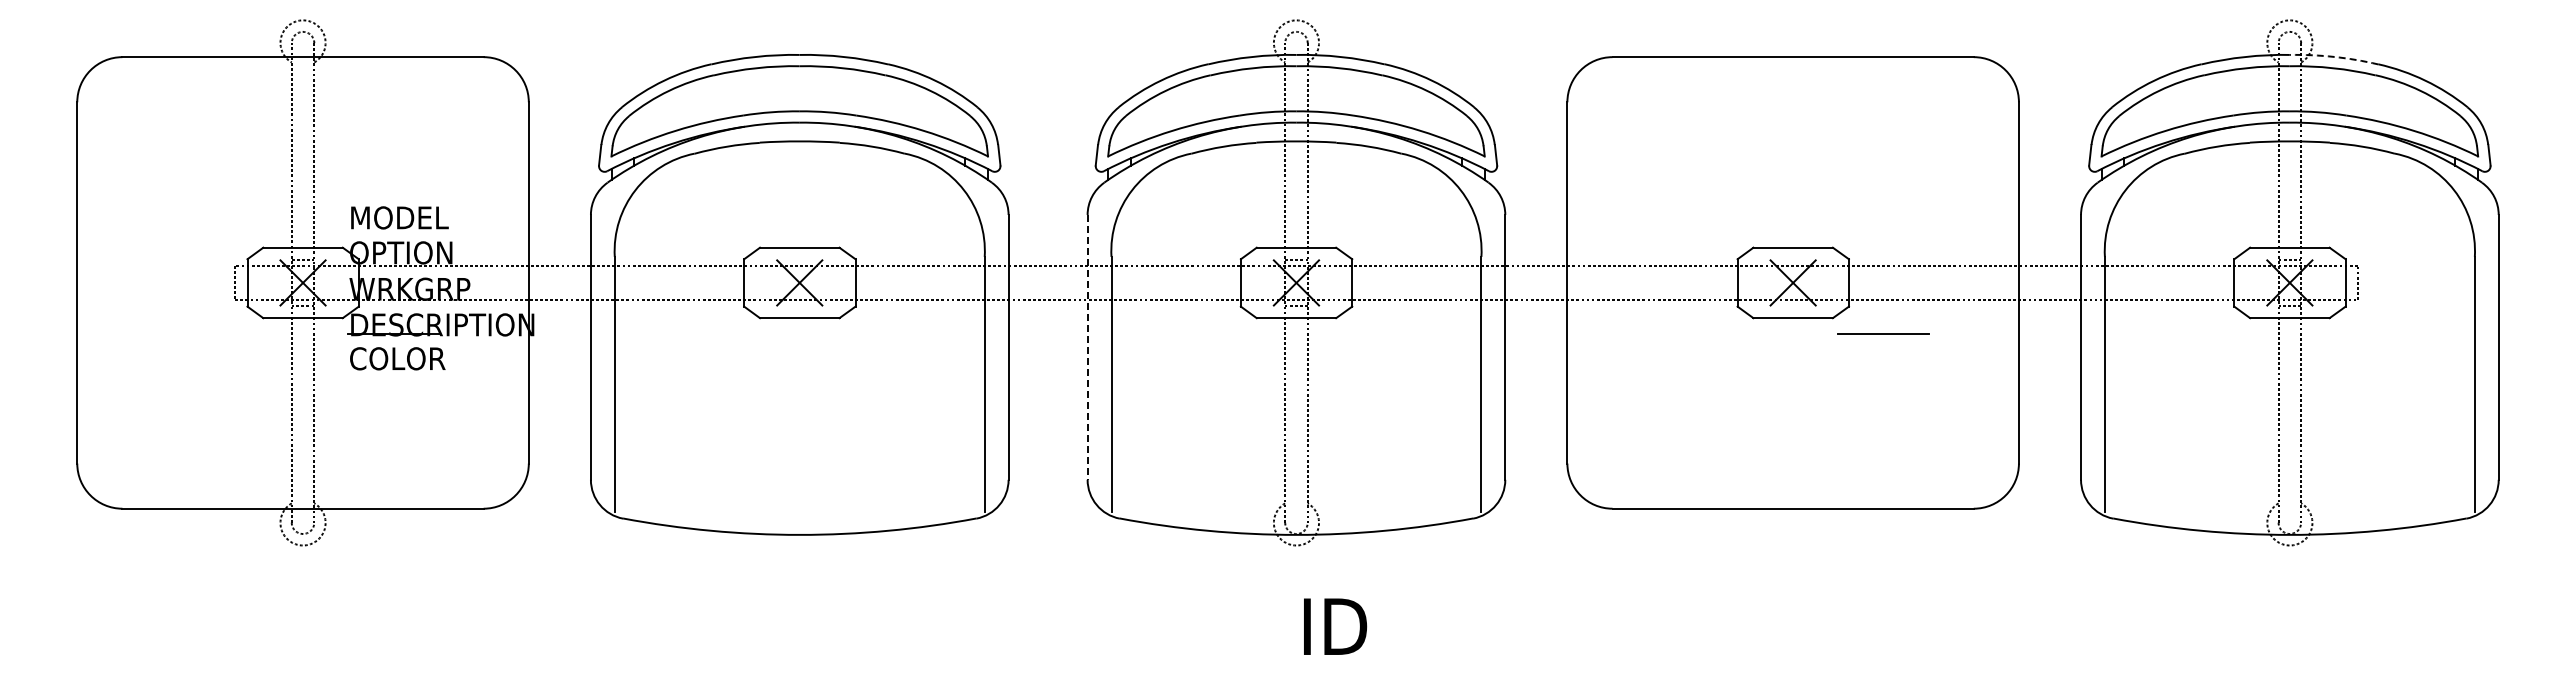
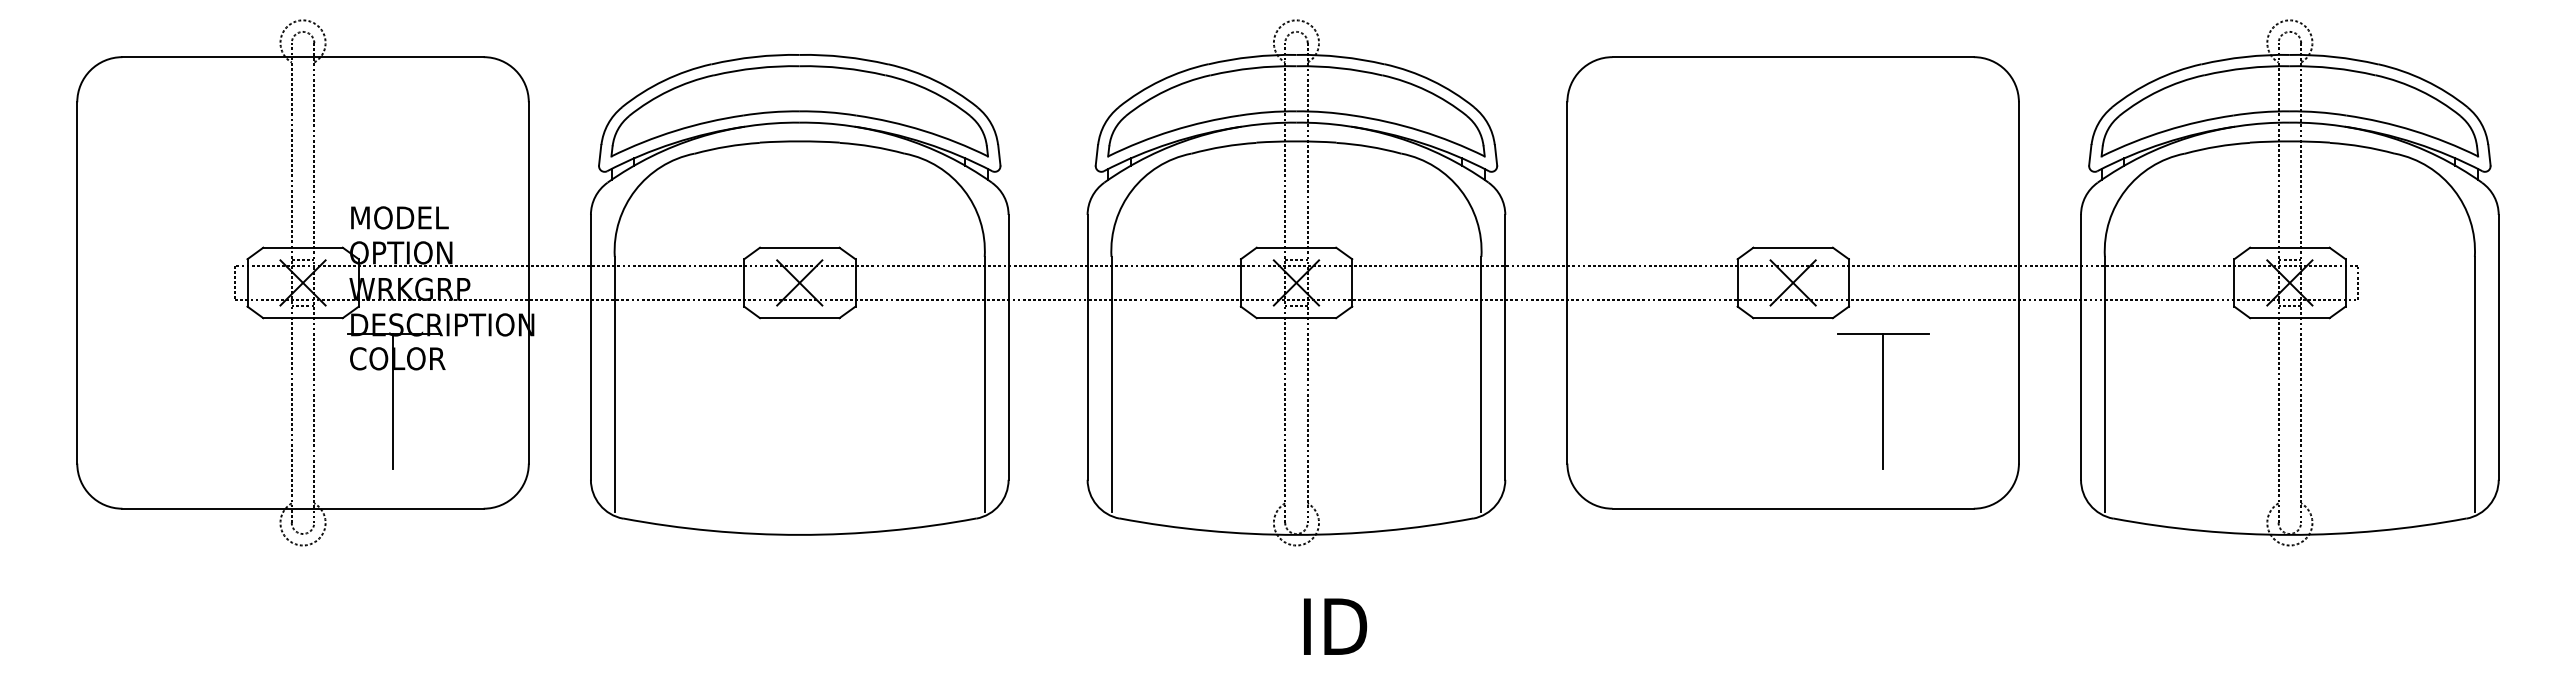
arc: dashed -> solid (2334, 56)
line: dashed -> solid (1087, 347)
line: none -> present (393, 401)
line: none -> present (1883, 401)
